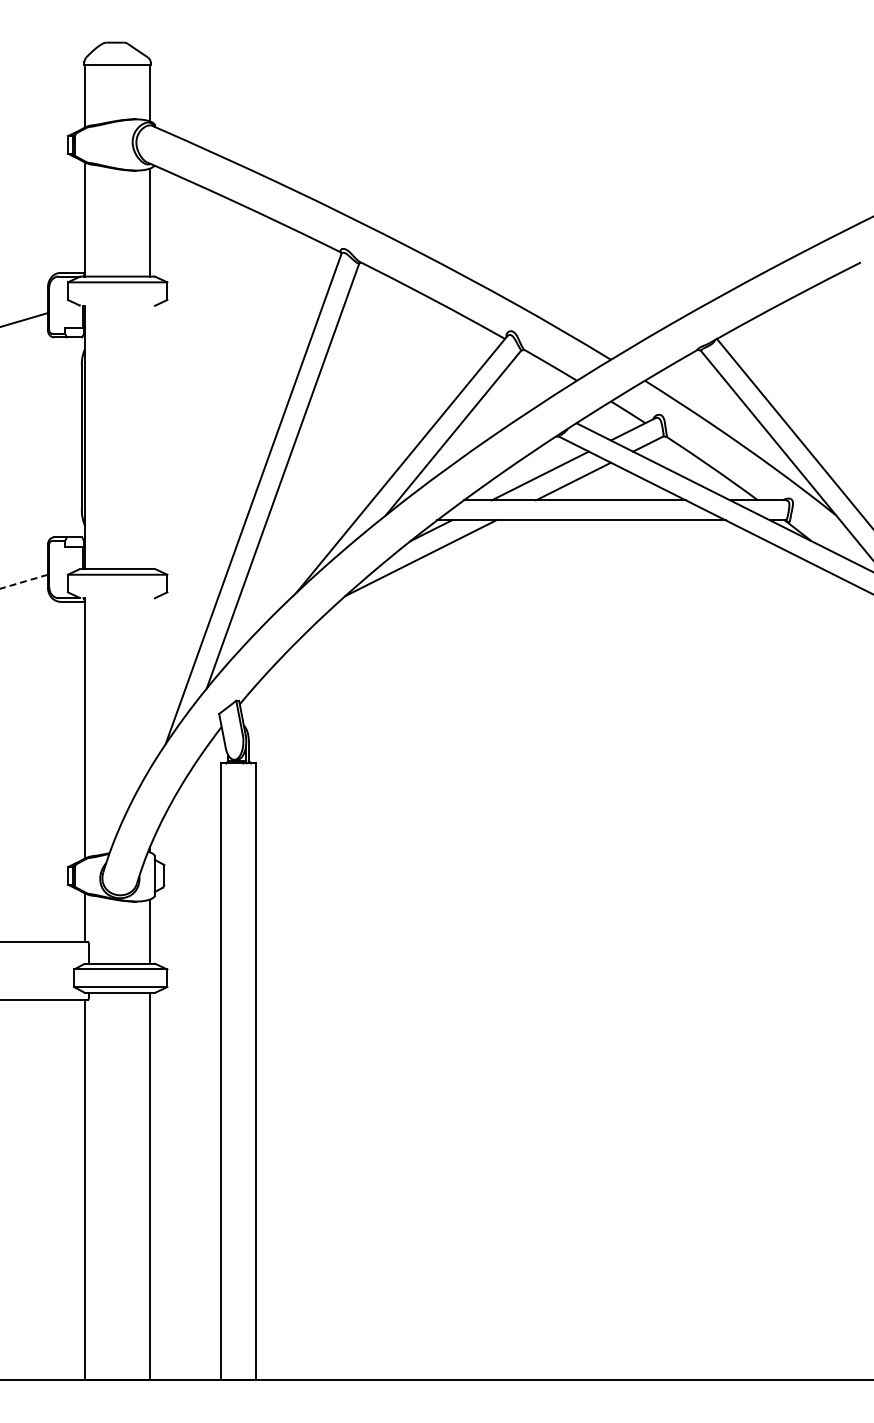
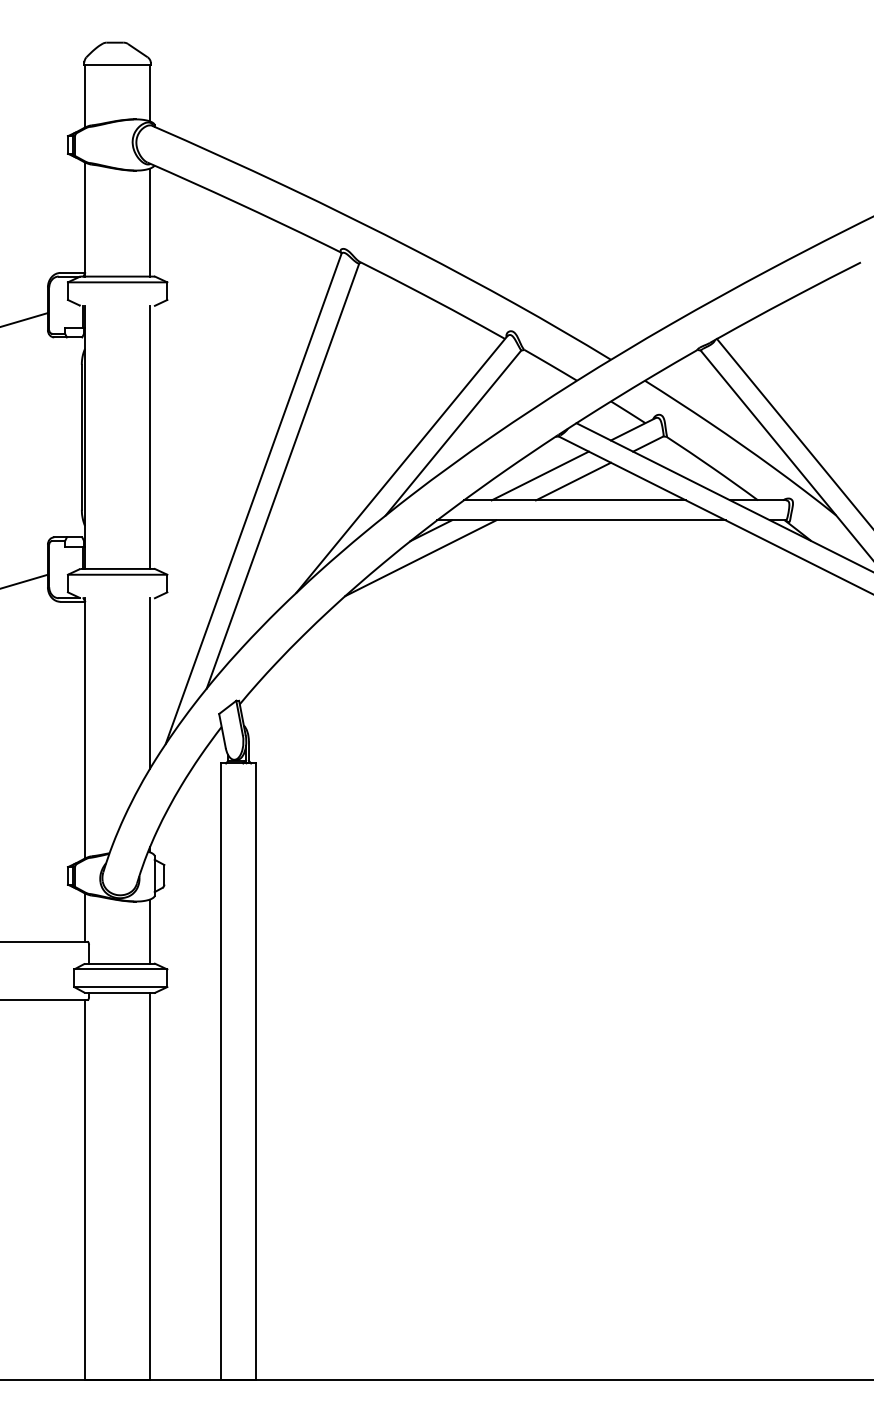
line: none -> present (150, 436)
line: dashed -> solid (24, 581)
line: none -> present (150, 683)
